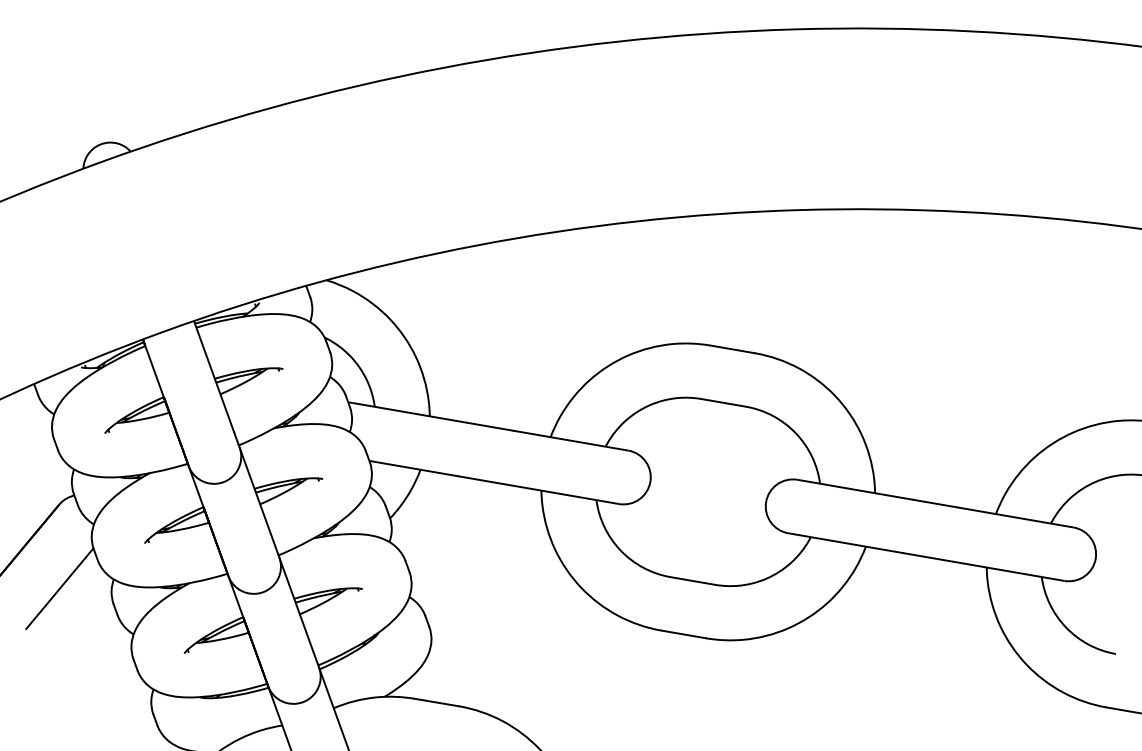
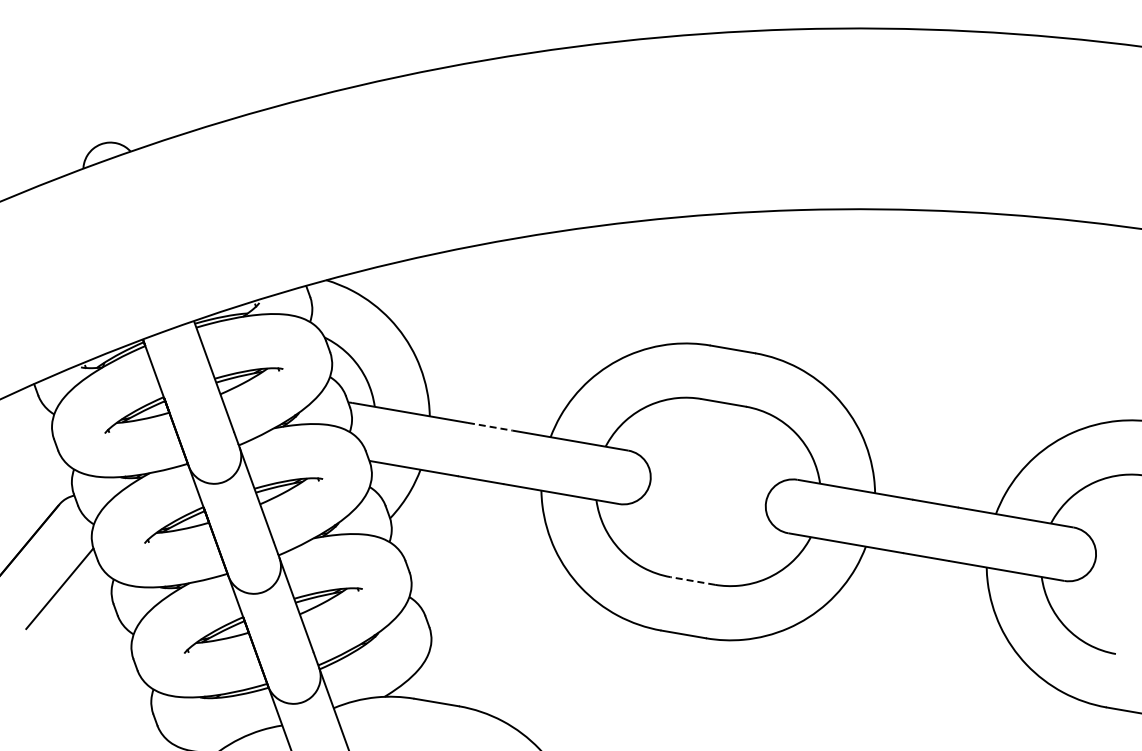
line: solid -> dashed (490, 426)
line: solid -> dashed (692, 580)
